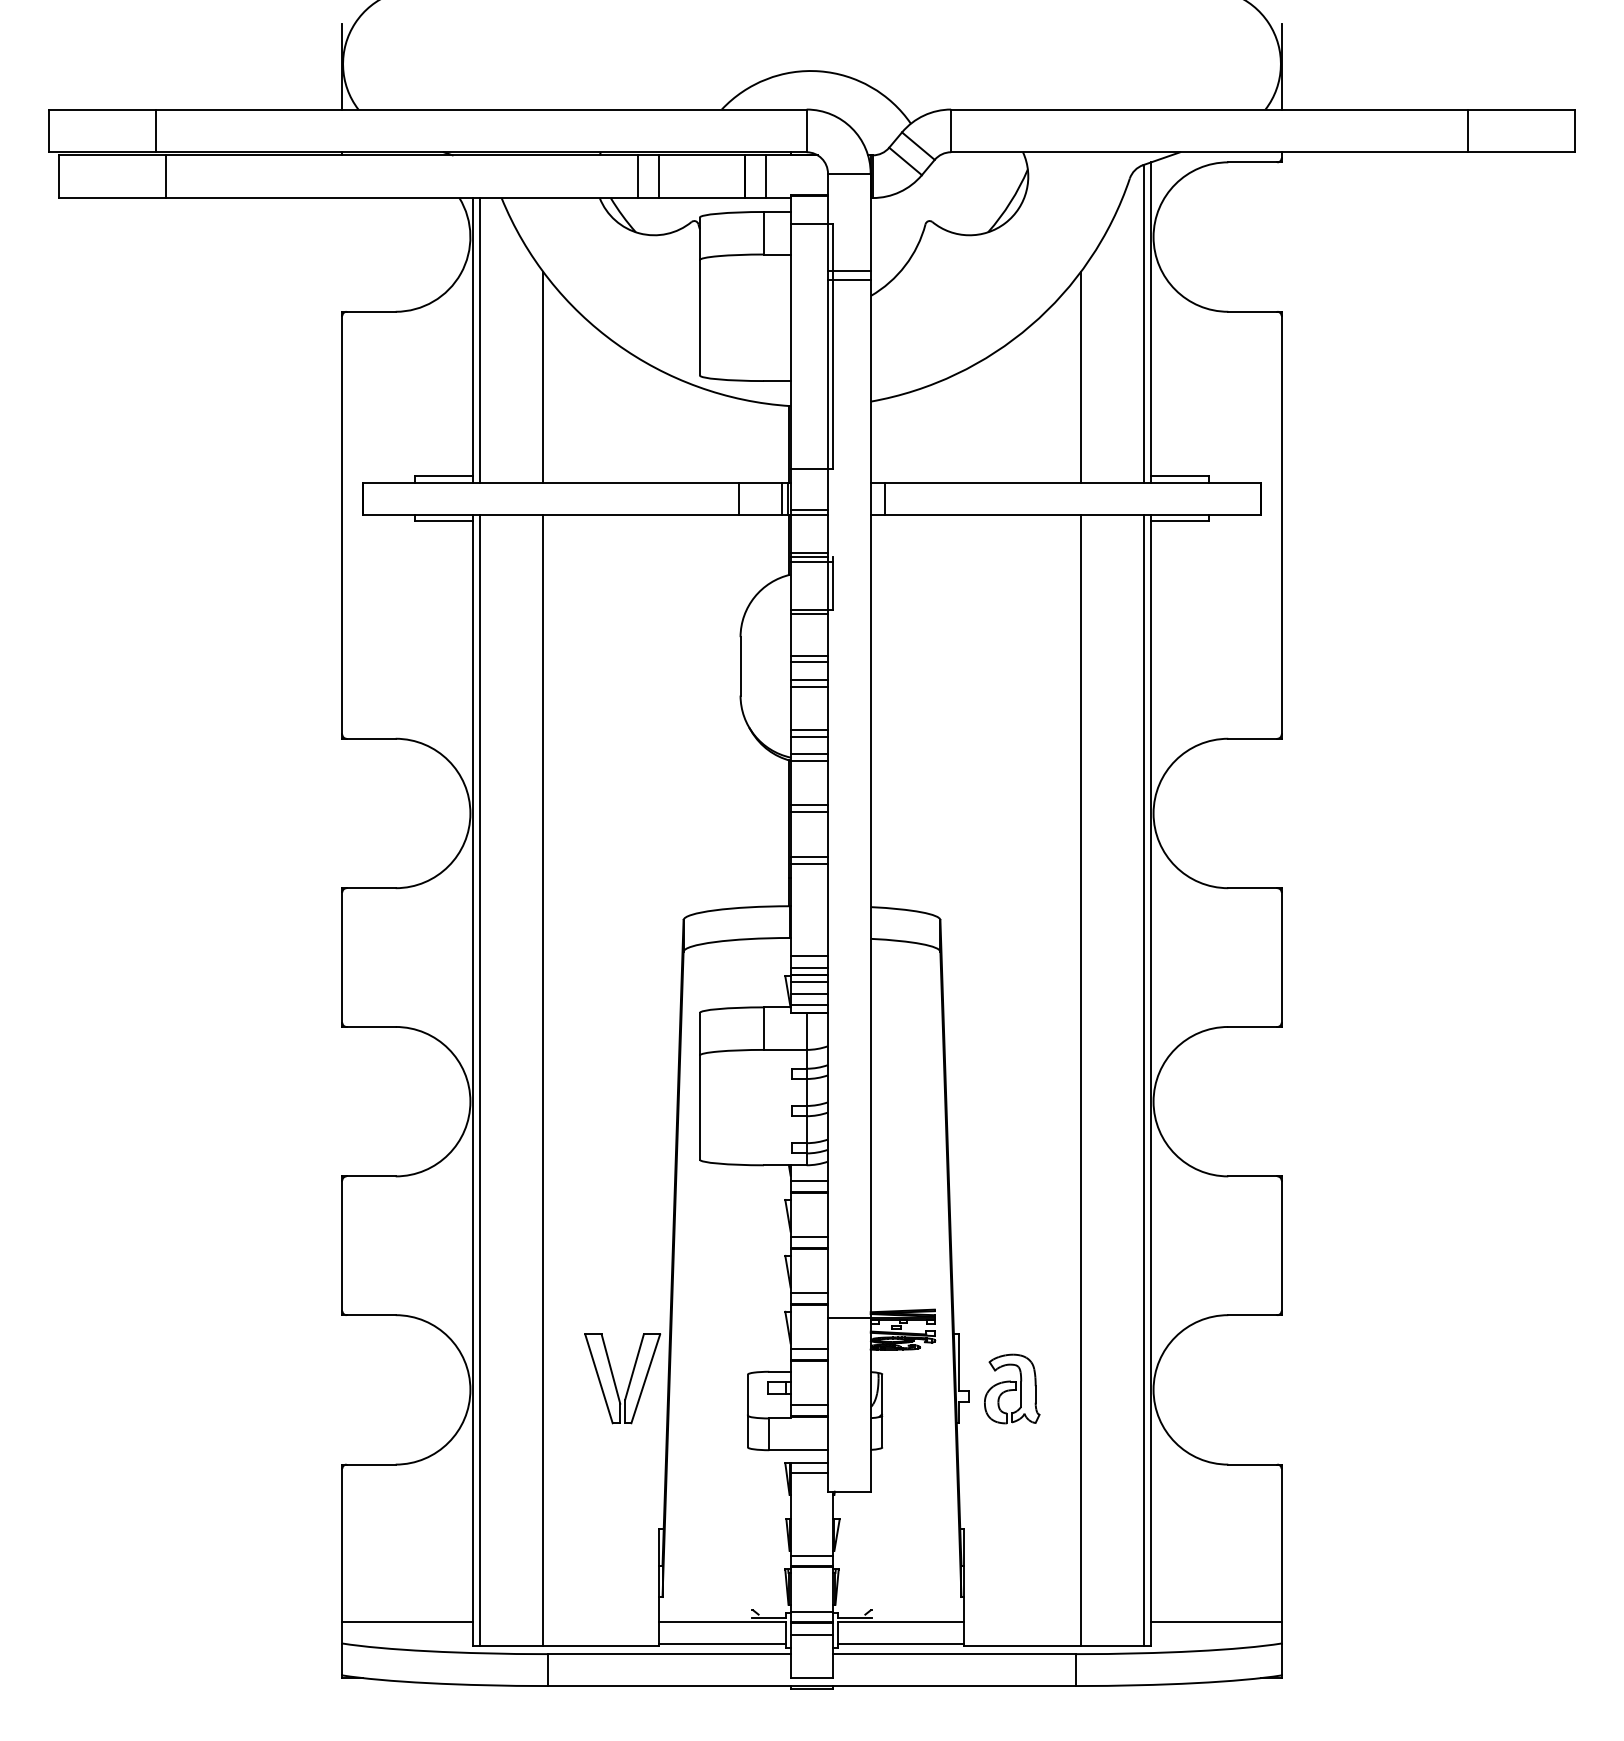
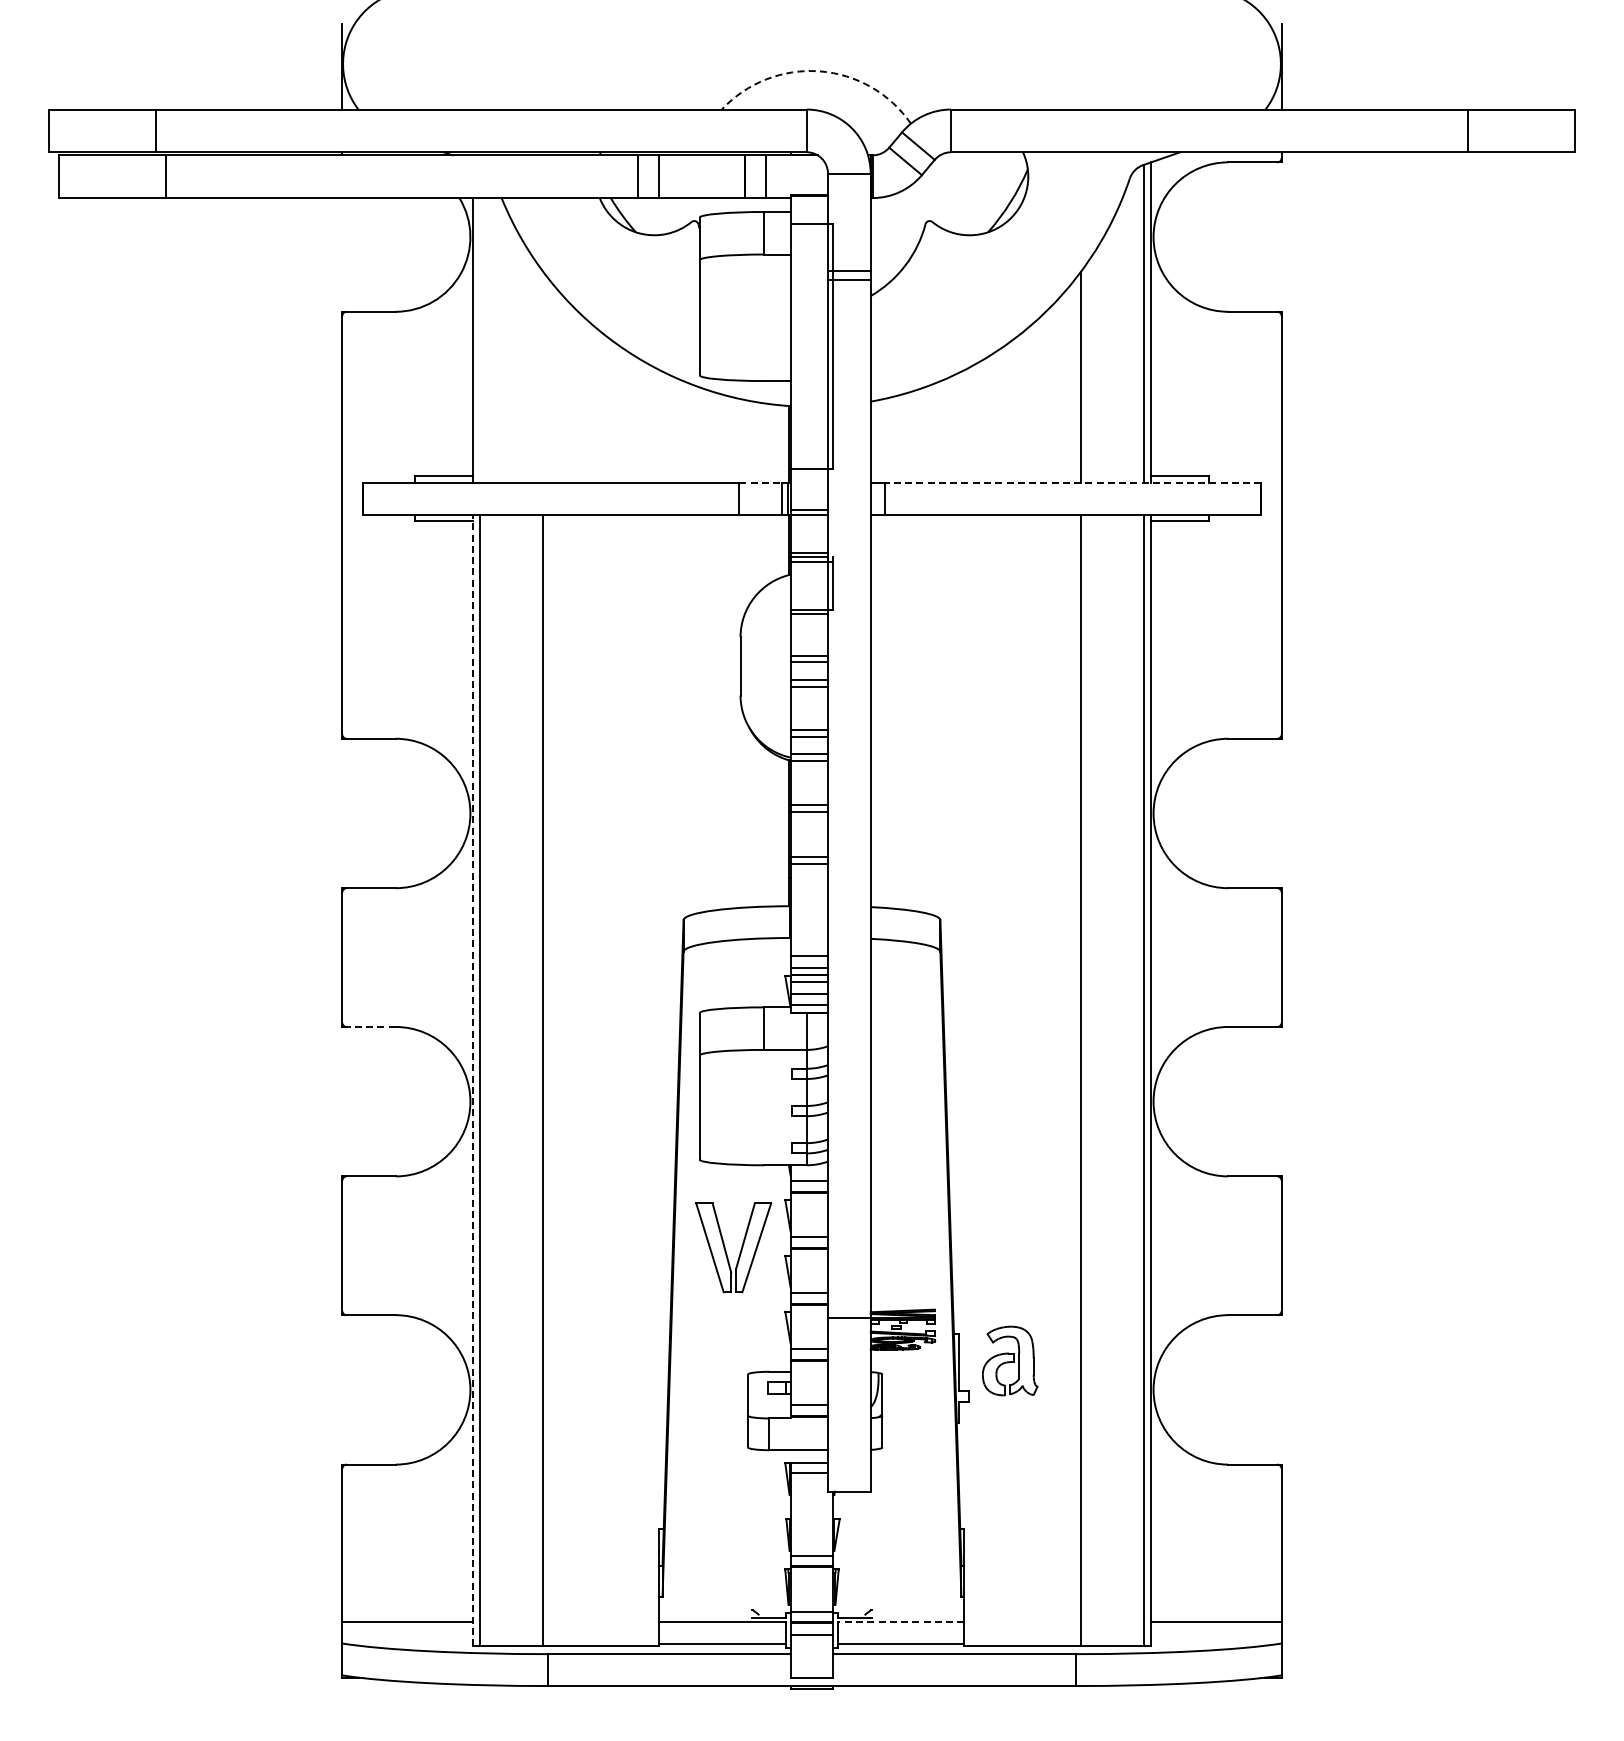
arc: solid -> dashed (819, 71)
line: present -> none (479, 340)
line: present -> none (543, 377)
line: solid -> dashed (761, 482)
line: solid -> dashed (1072, 482)
line: solid -> dashed (371, 1026)
line: solid -> dashed (472, 1080)
part position: (629, 1380) -> (740, 1249) (740, 1249)
part position: (1012, 1388) -> (1010, 1360) (1010, 1360)
line: solid -> dashed (900, 1622)
